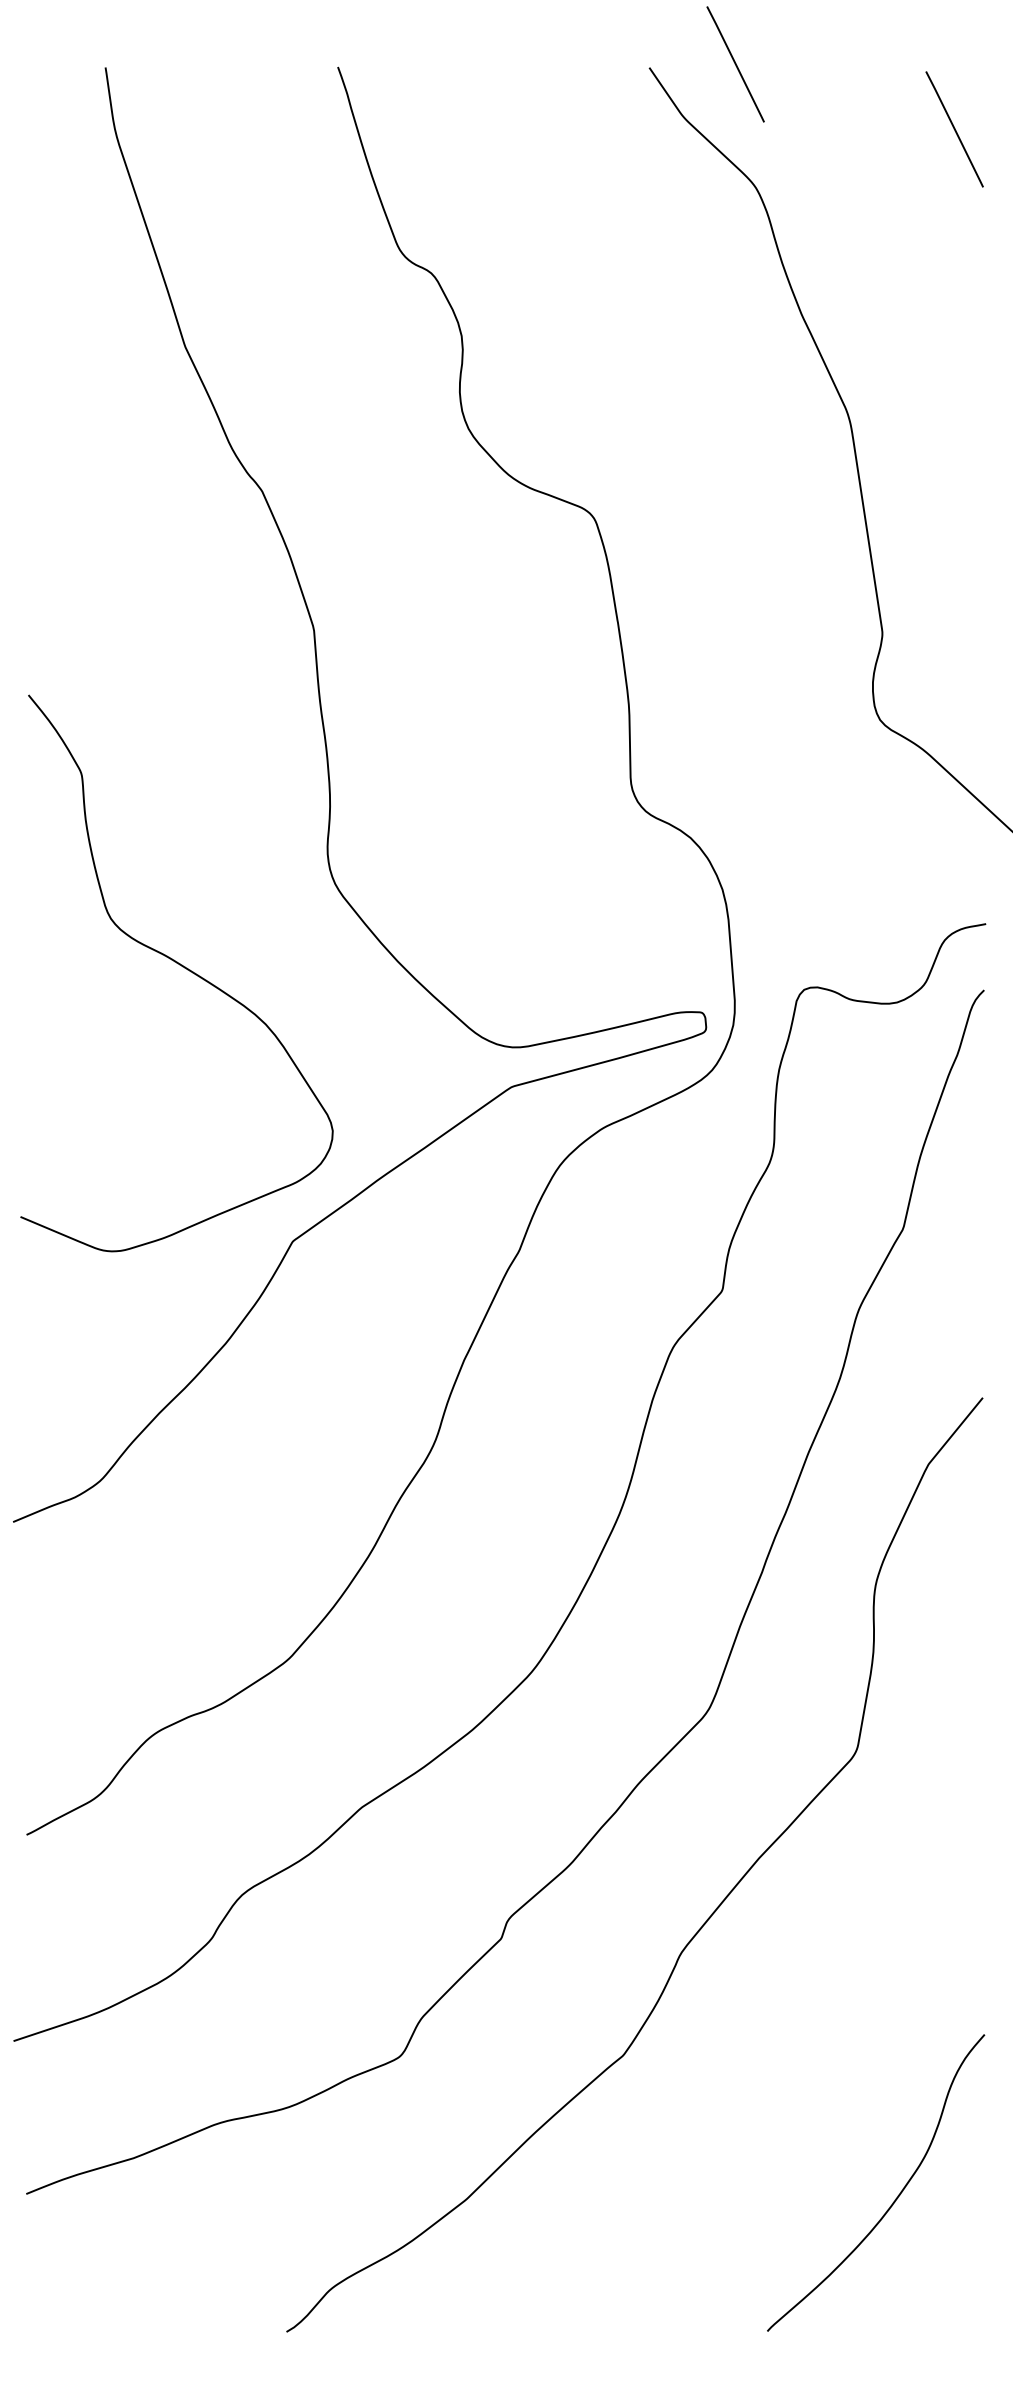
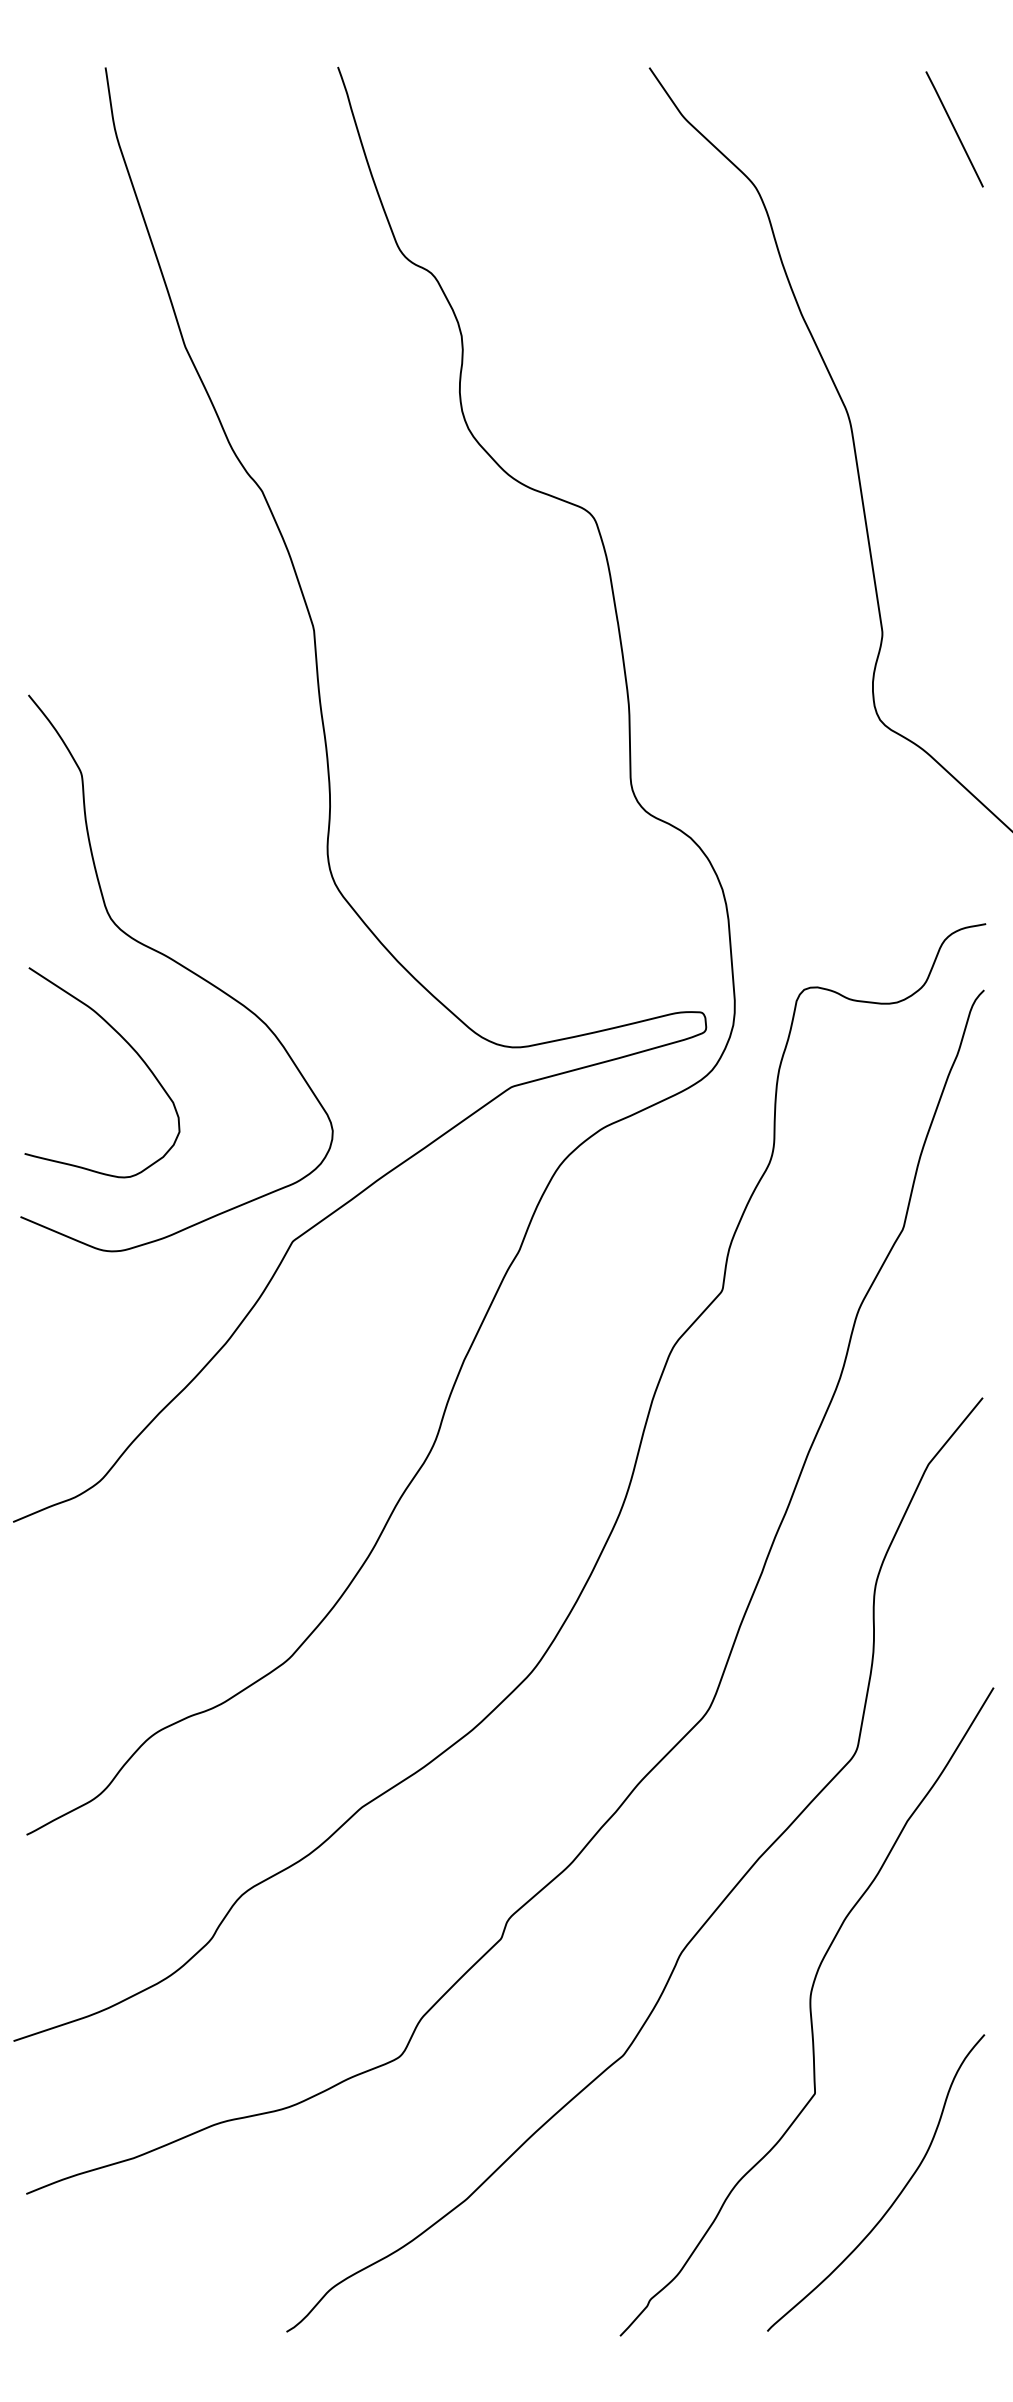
line: present -> none (735, 64)
curve: none -> present (128, 1045)
curve: none -> present (809, 2011)
